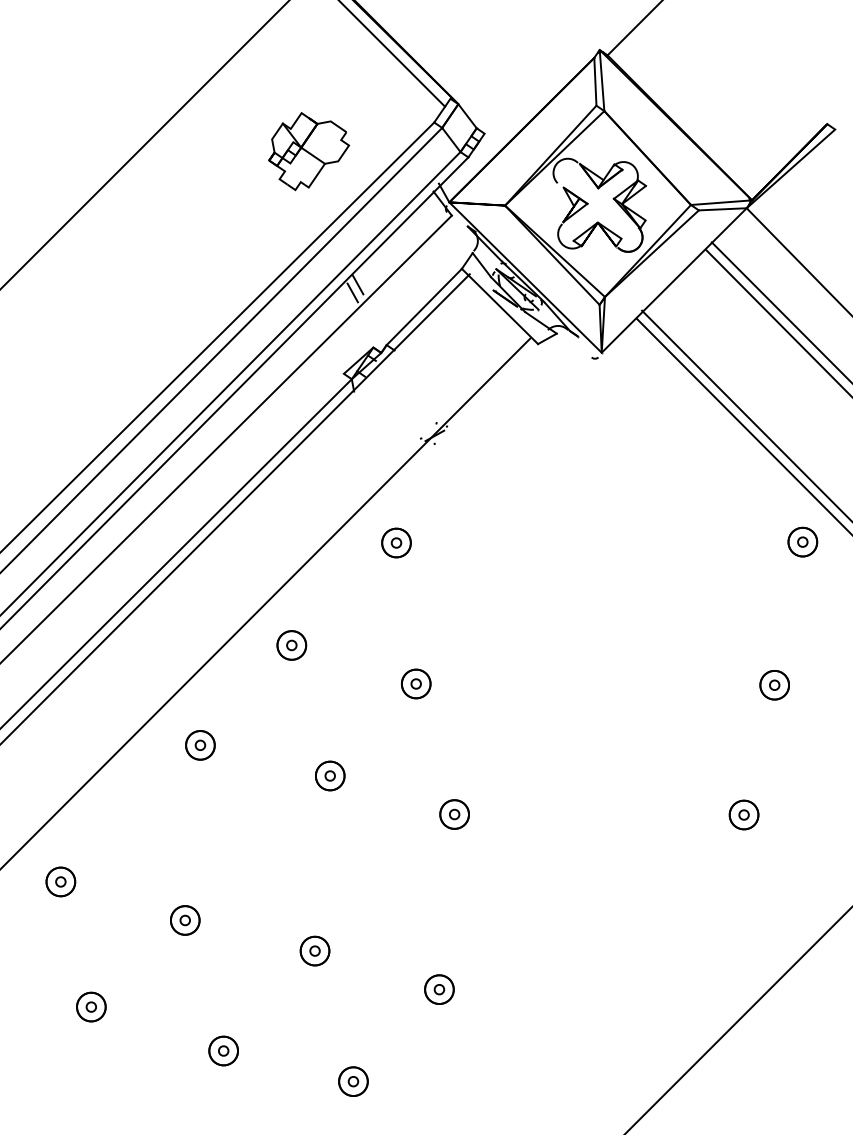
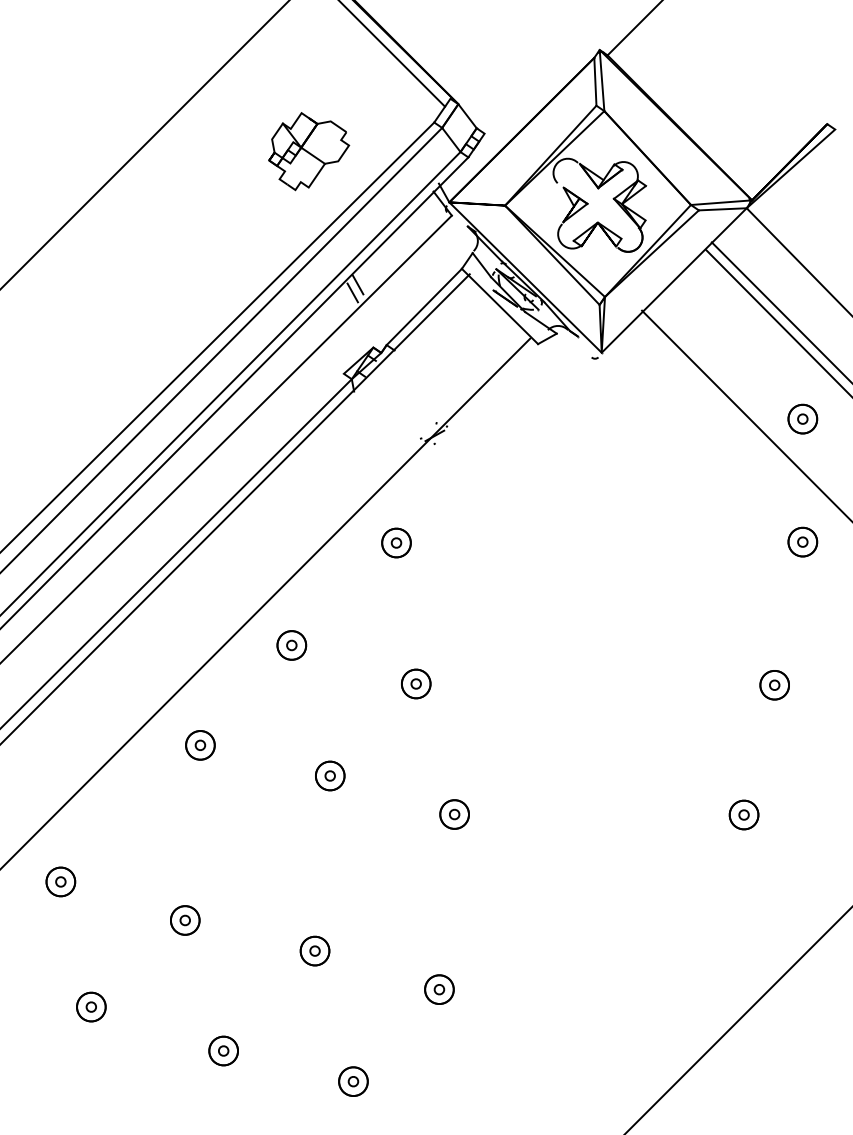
part: none -> present (802, 418)
line: present -> none (742, 425)
